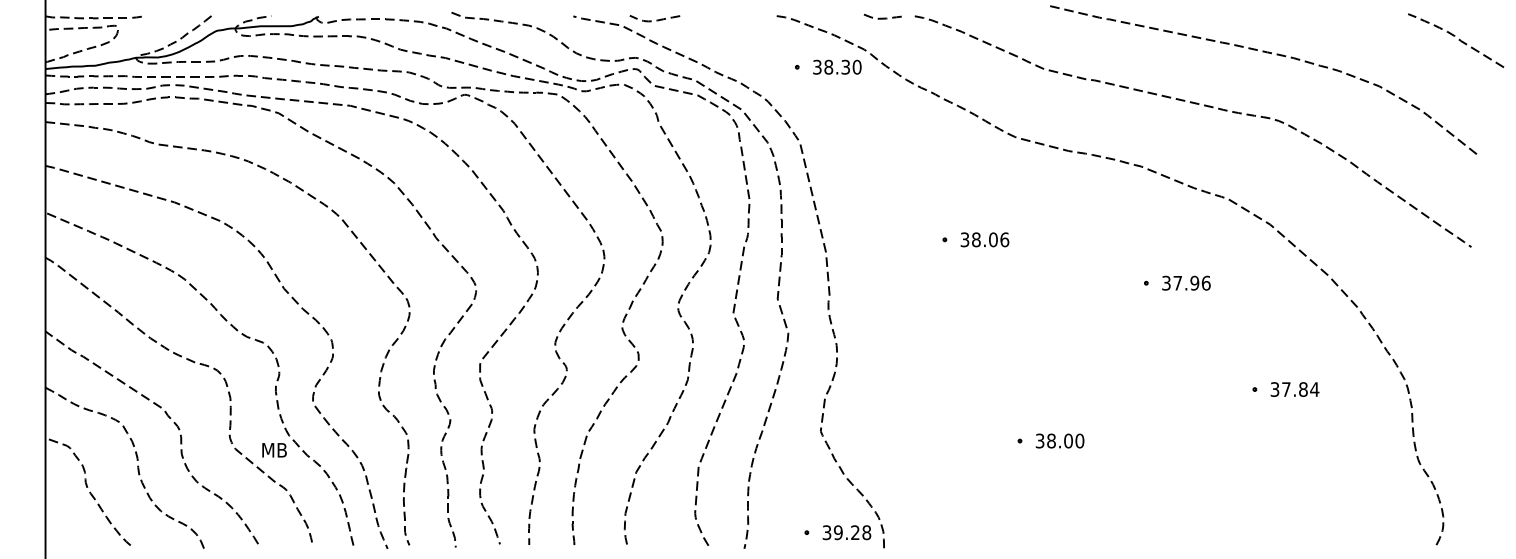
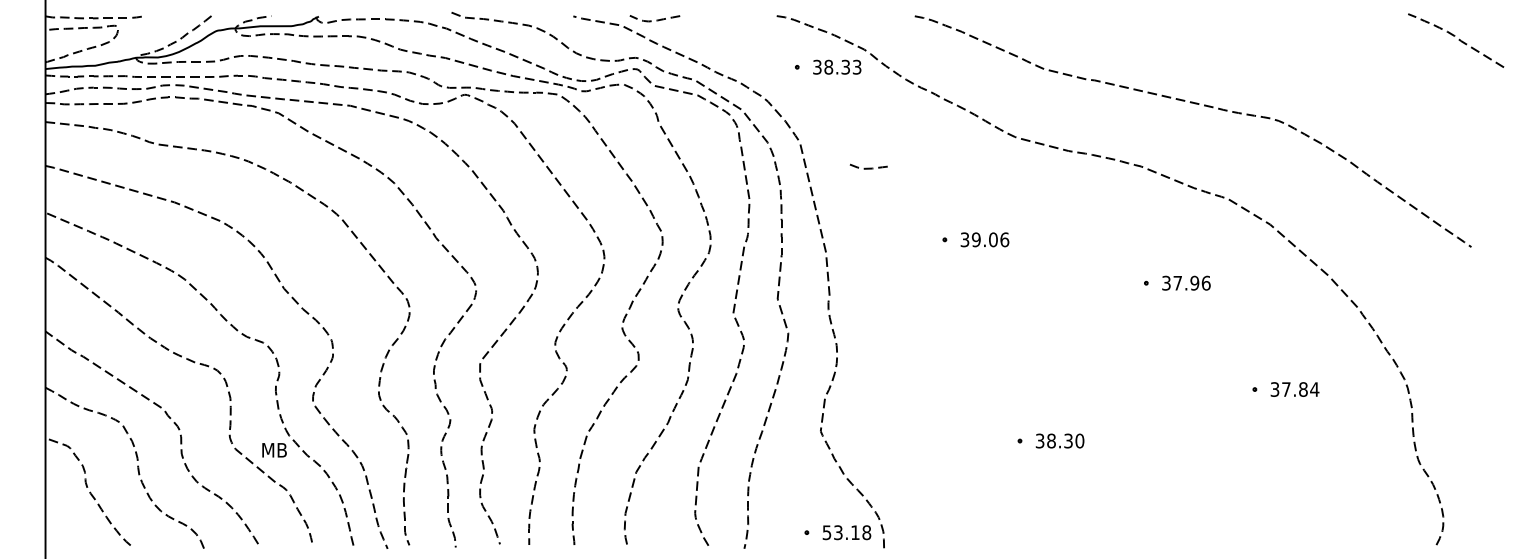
curve position: (882, 17) -> (868, 167) (868, 167)
curve: present -> none (1266, 53)
text: 38.30 -> 38.33 (856, 66)
text: 38.06 -> 39.06 (975, 239)
text: 38.00 -> 38.30 (1068, 440)
text: 39.28 -> 53.18 (841, 532)
